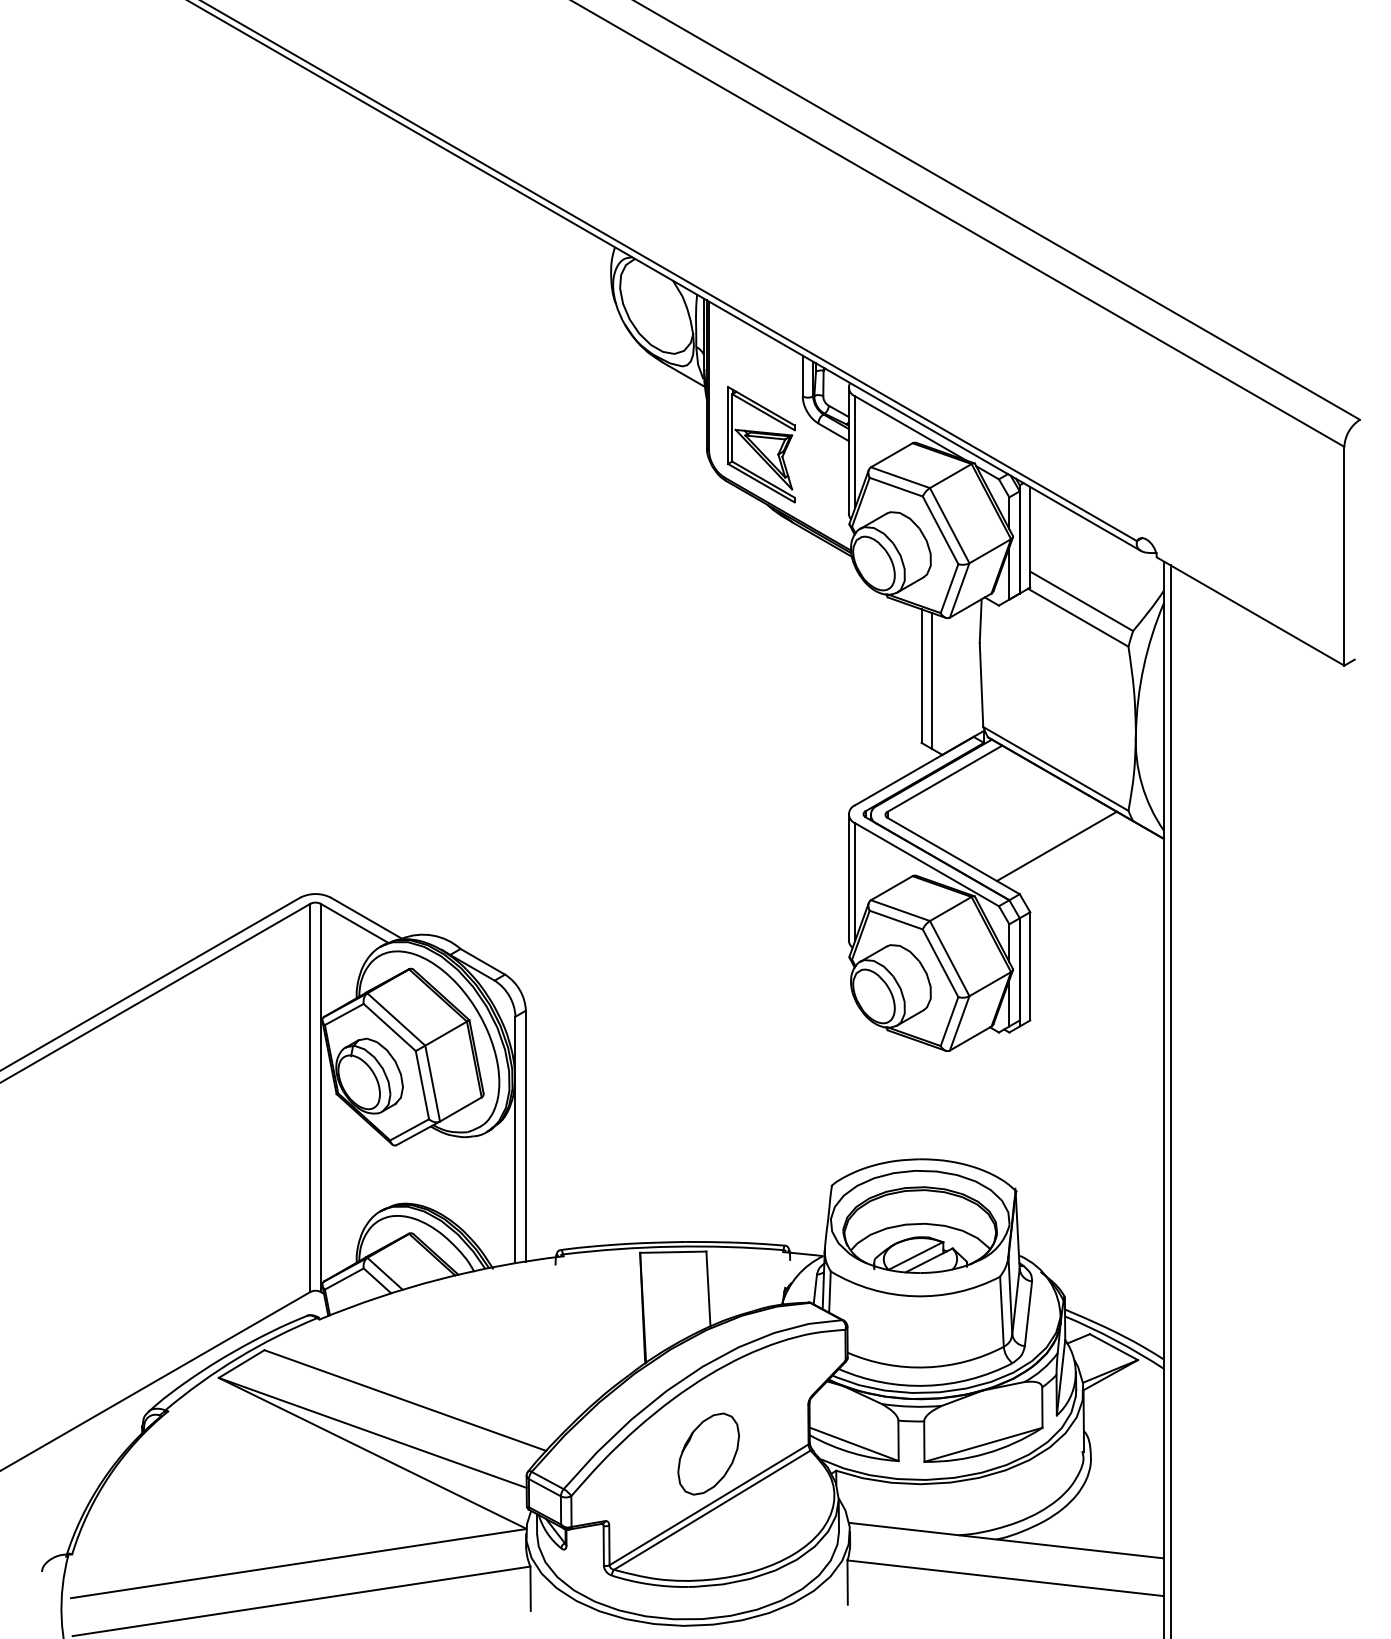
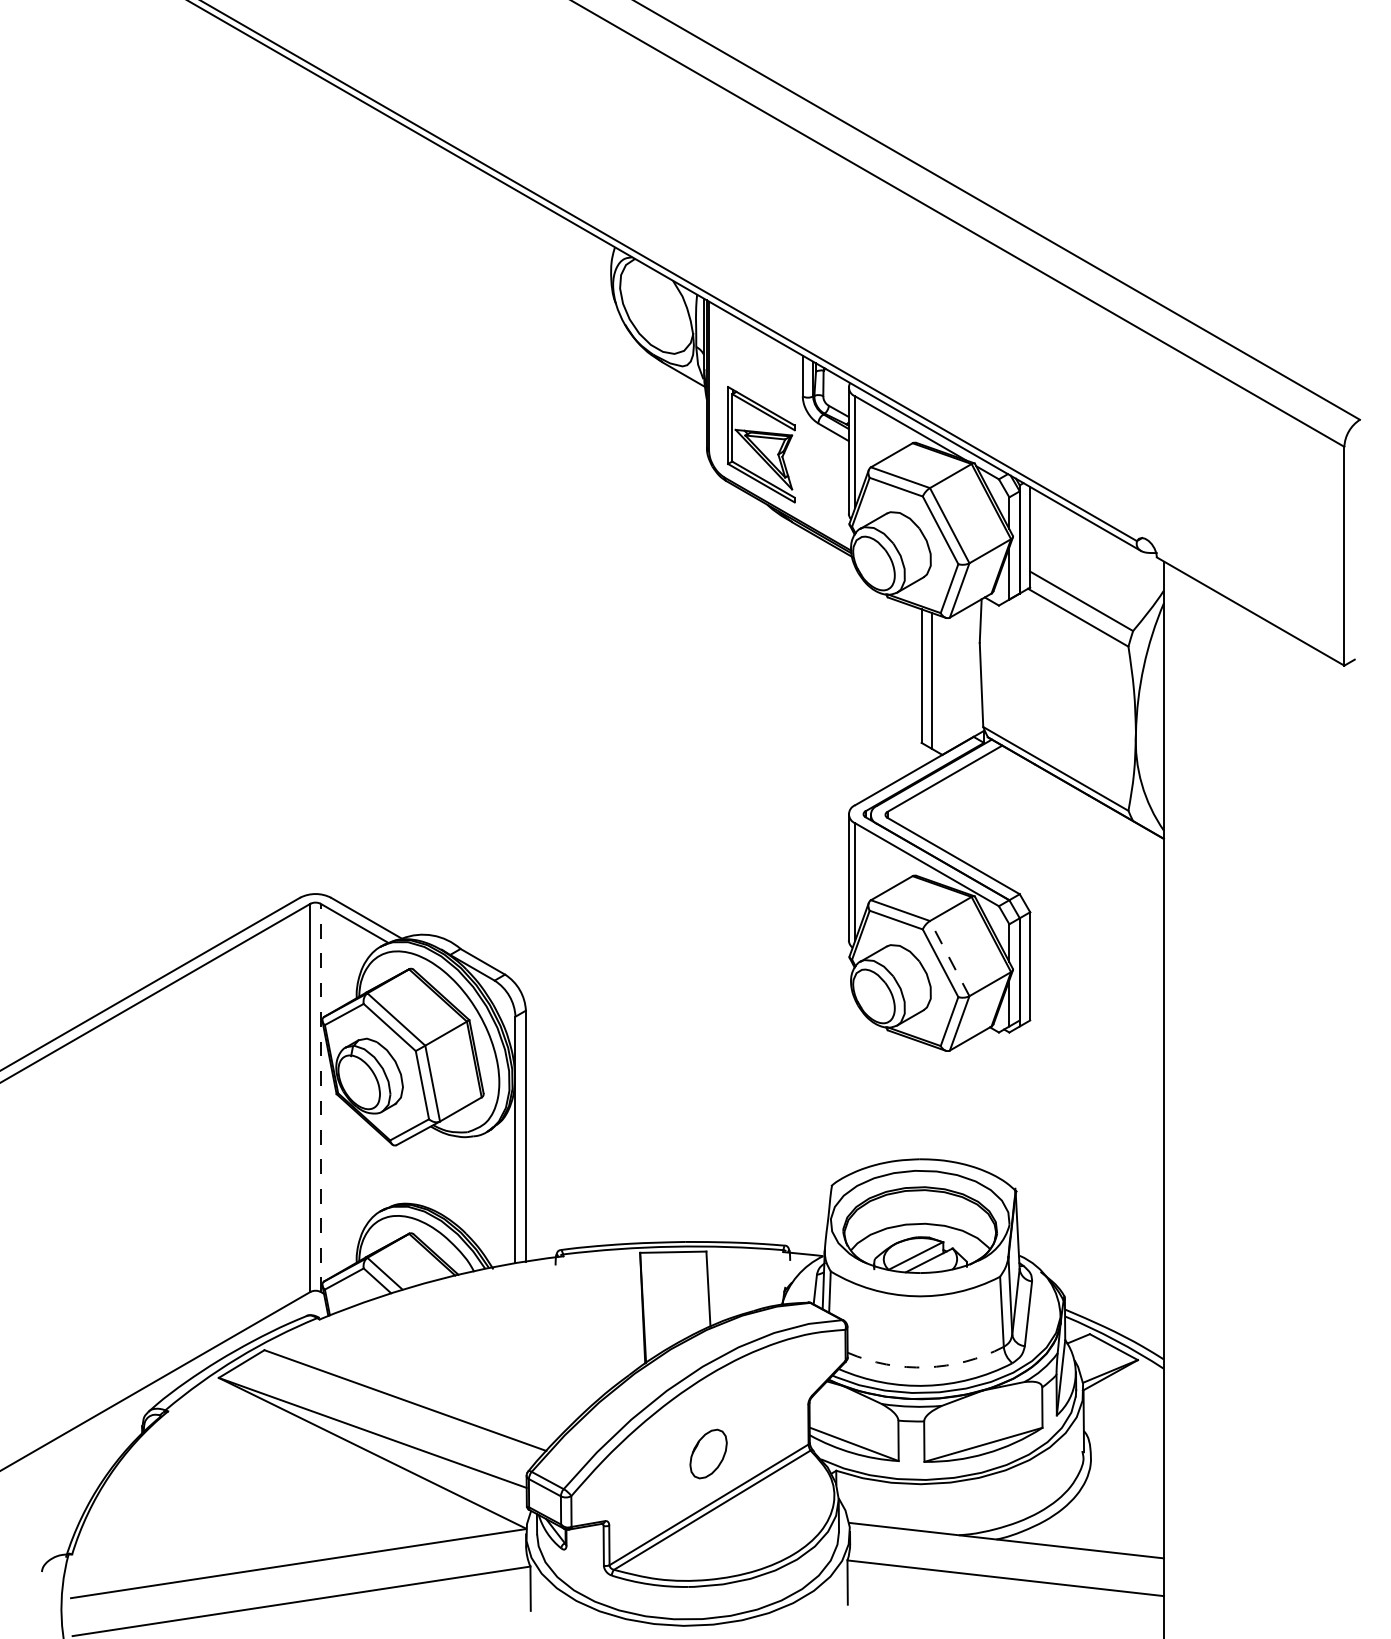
line: present -> none (1056, 846)
line: solid -> dashed (949, 958)
line: solid -> dashed (320, 1097)
line: present -> none (1170, 1100)
arc: solid -> dashed (926, 1367)
part size: 63x84 px -> 39x52 px (708, 1453)
